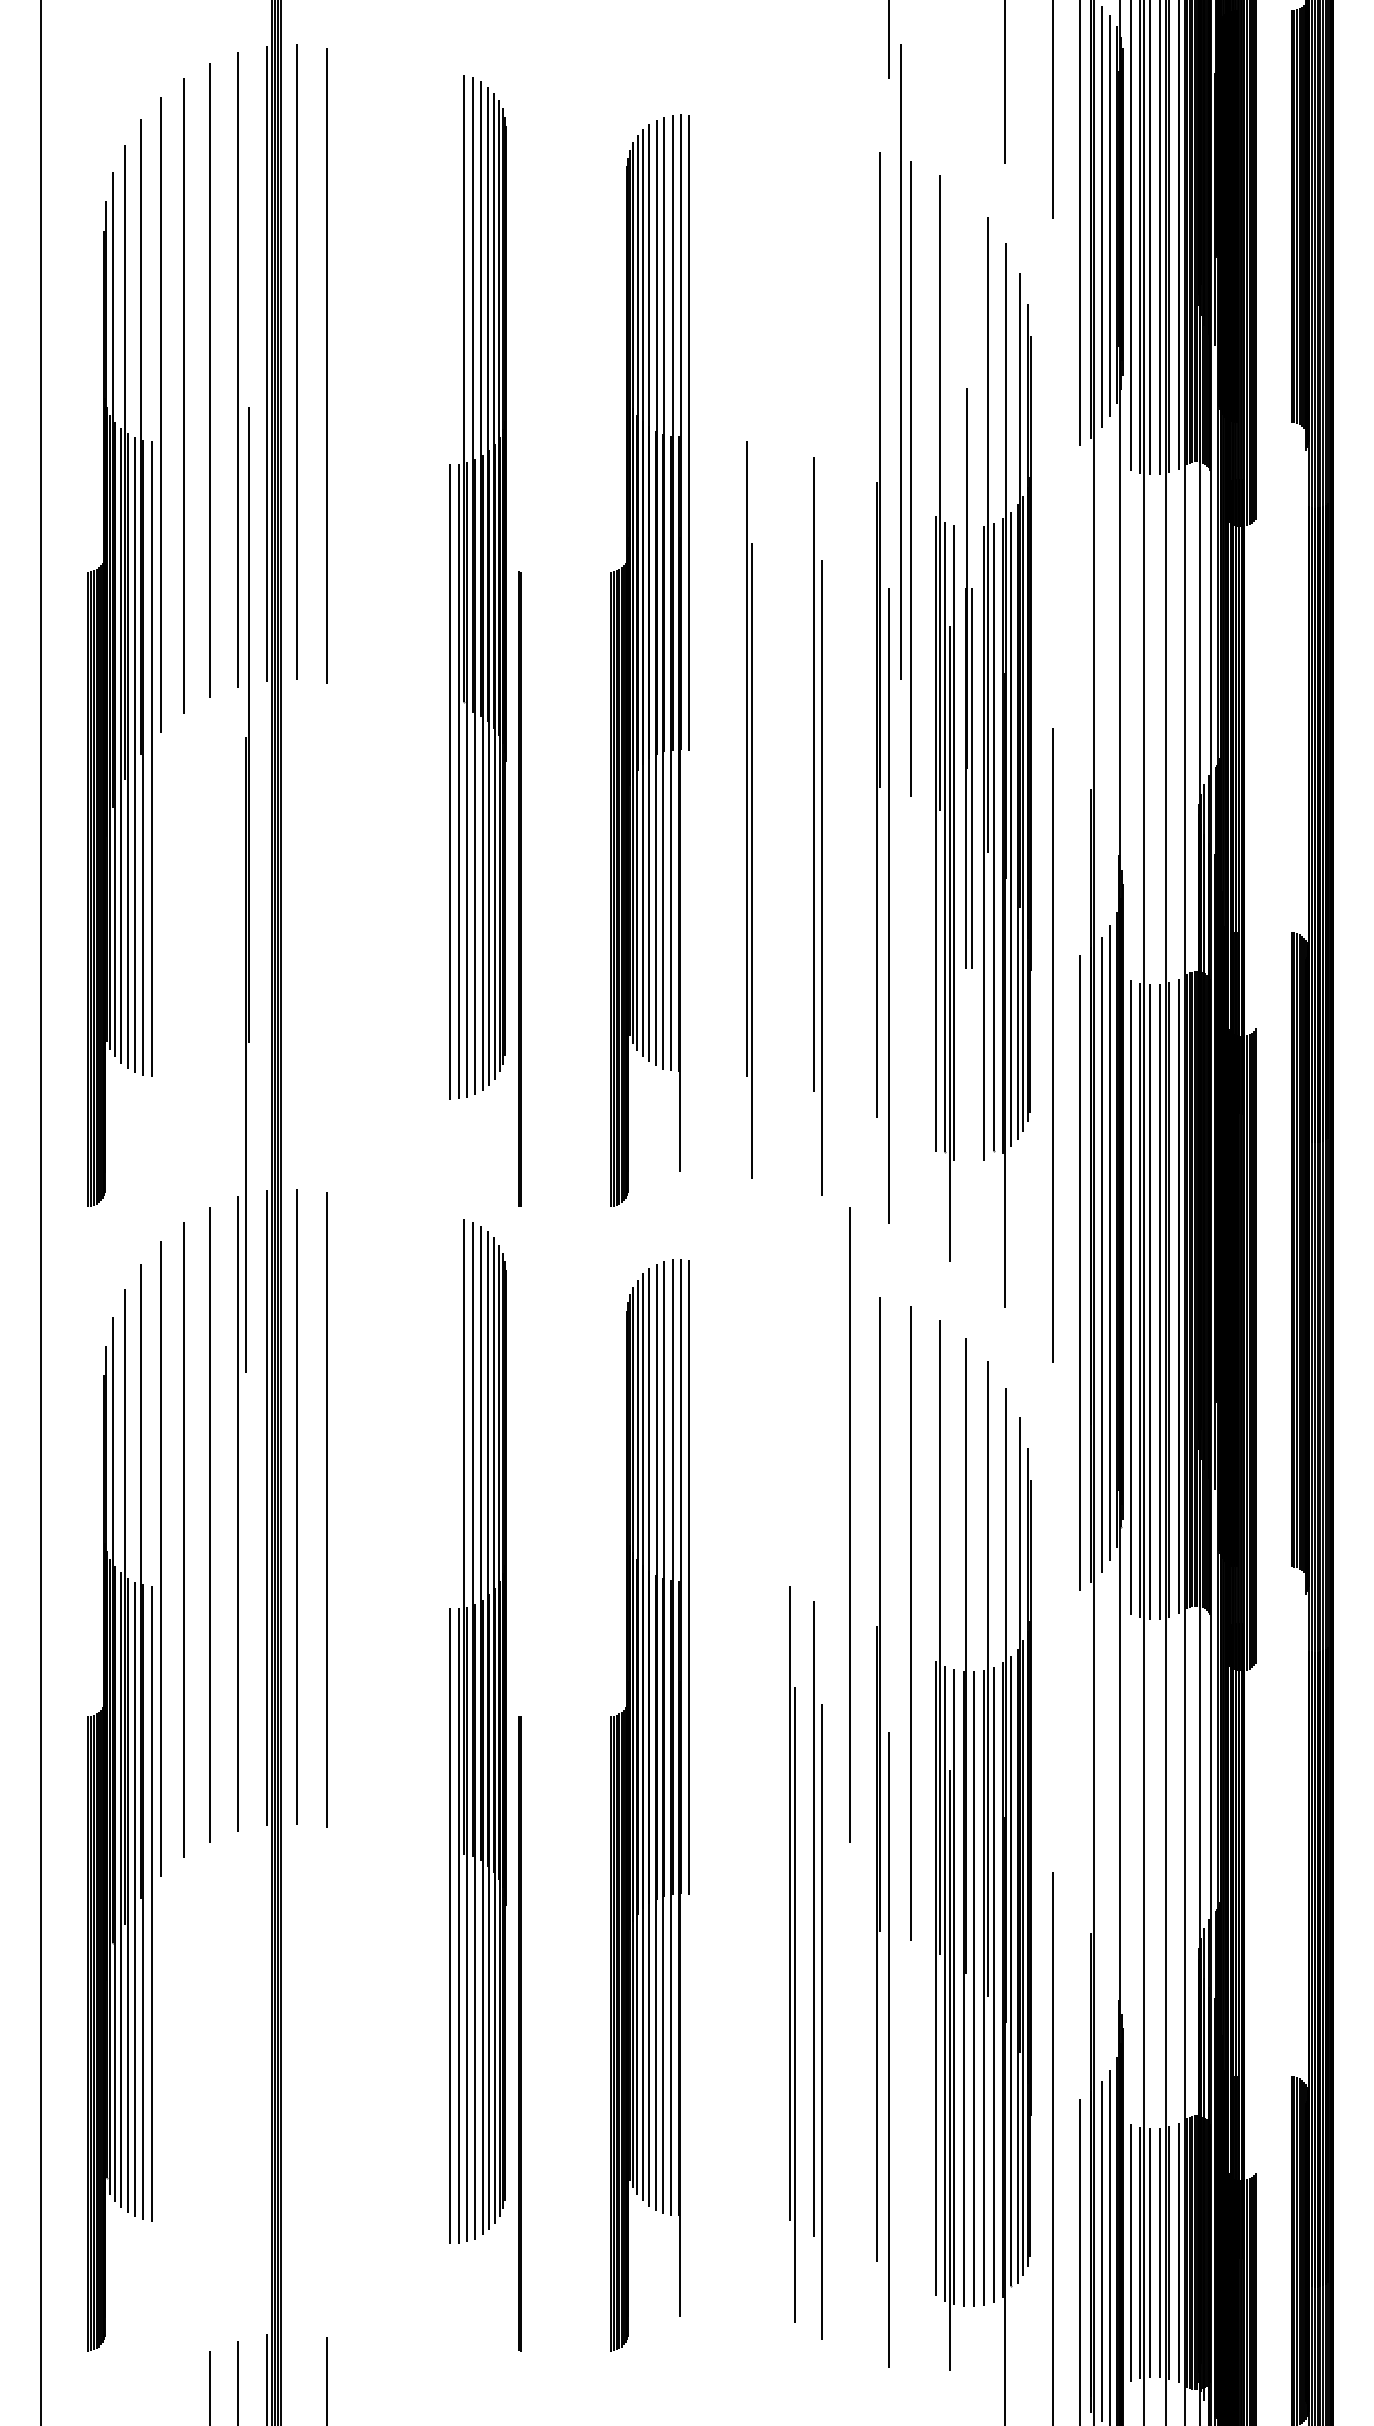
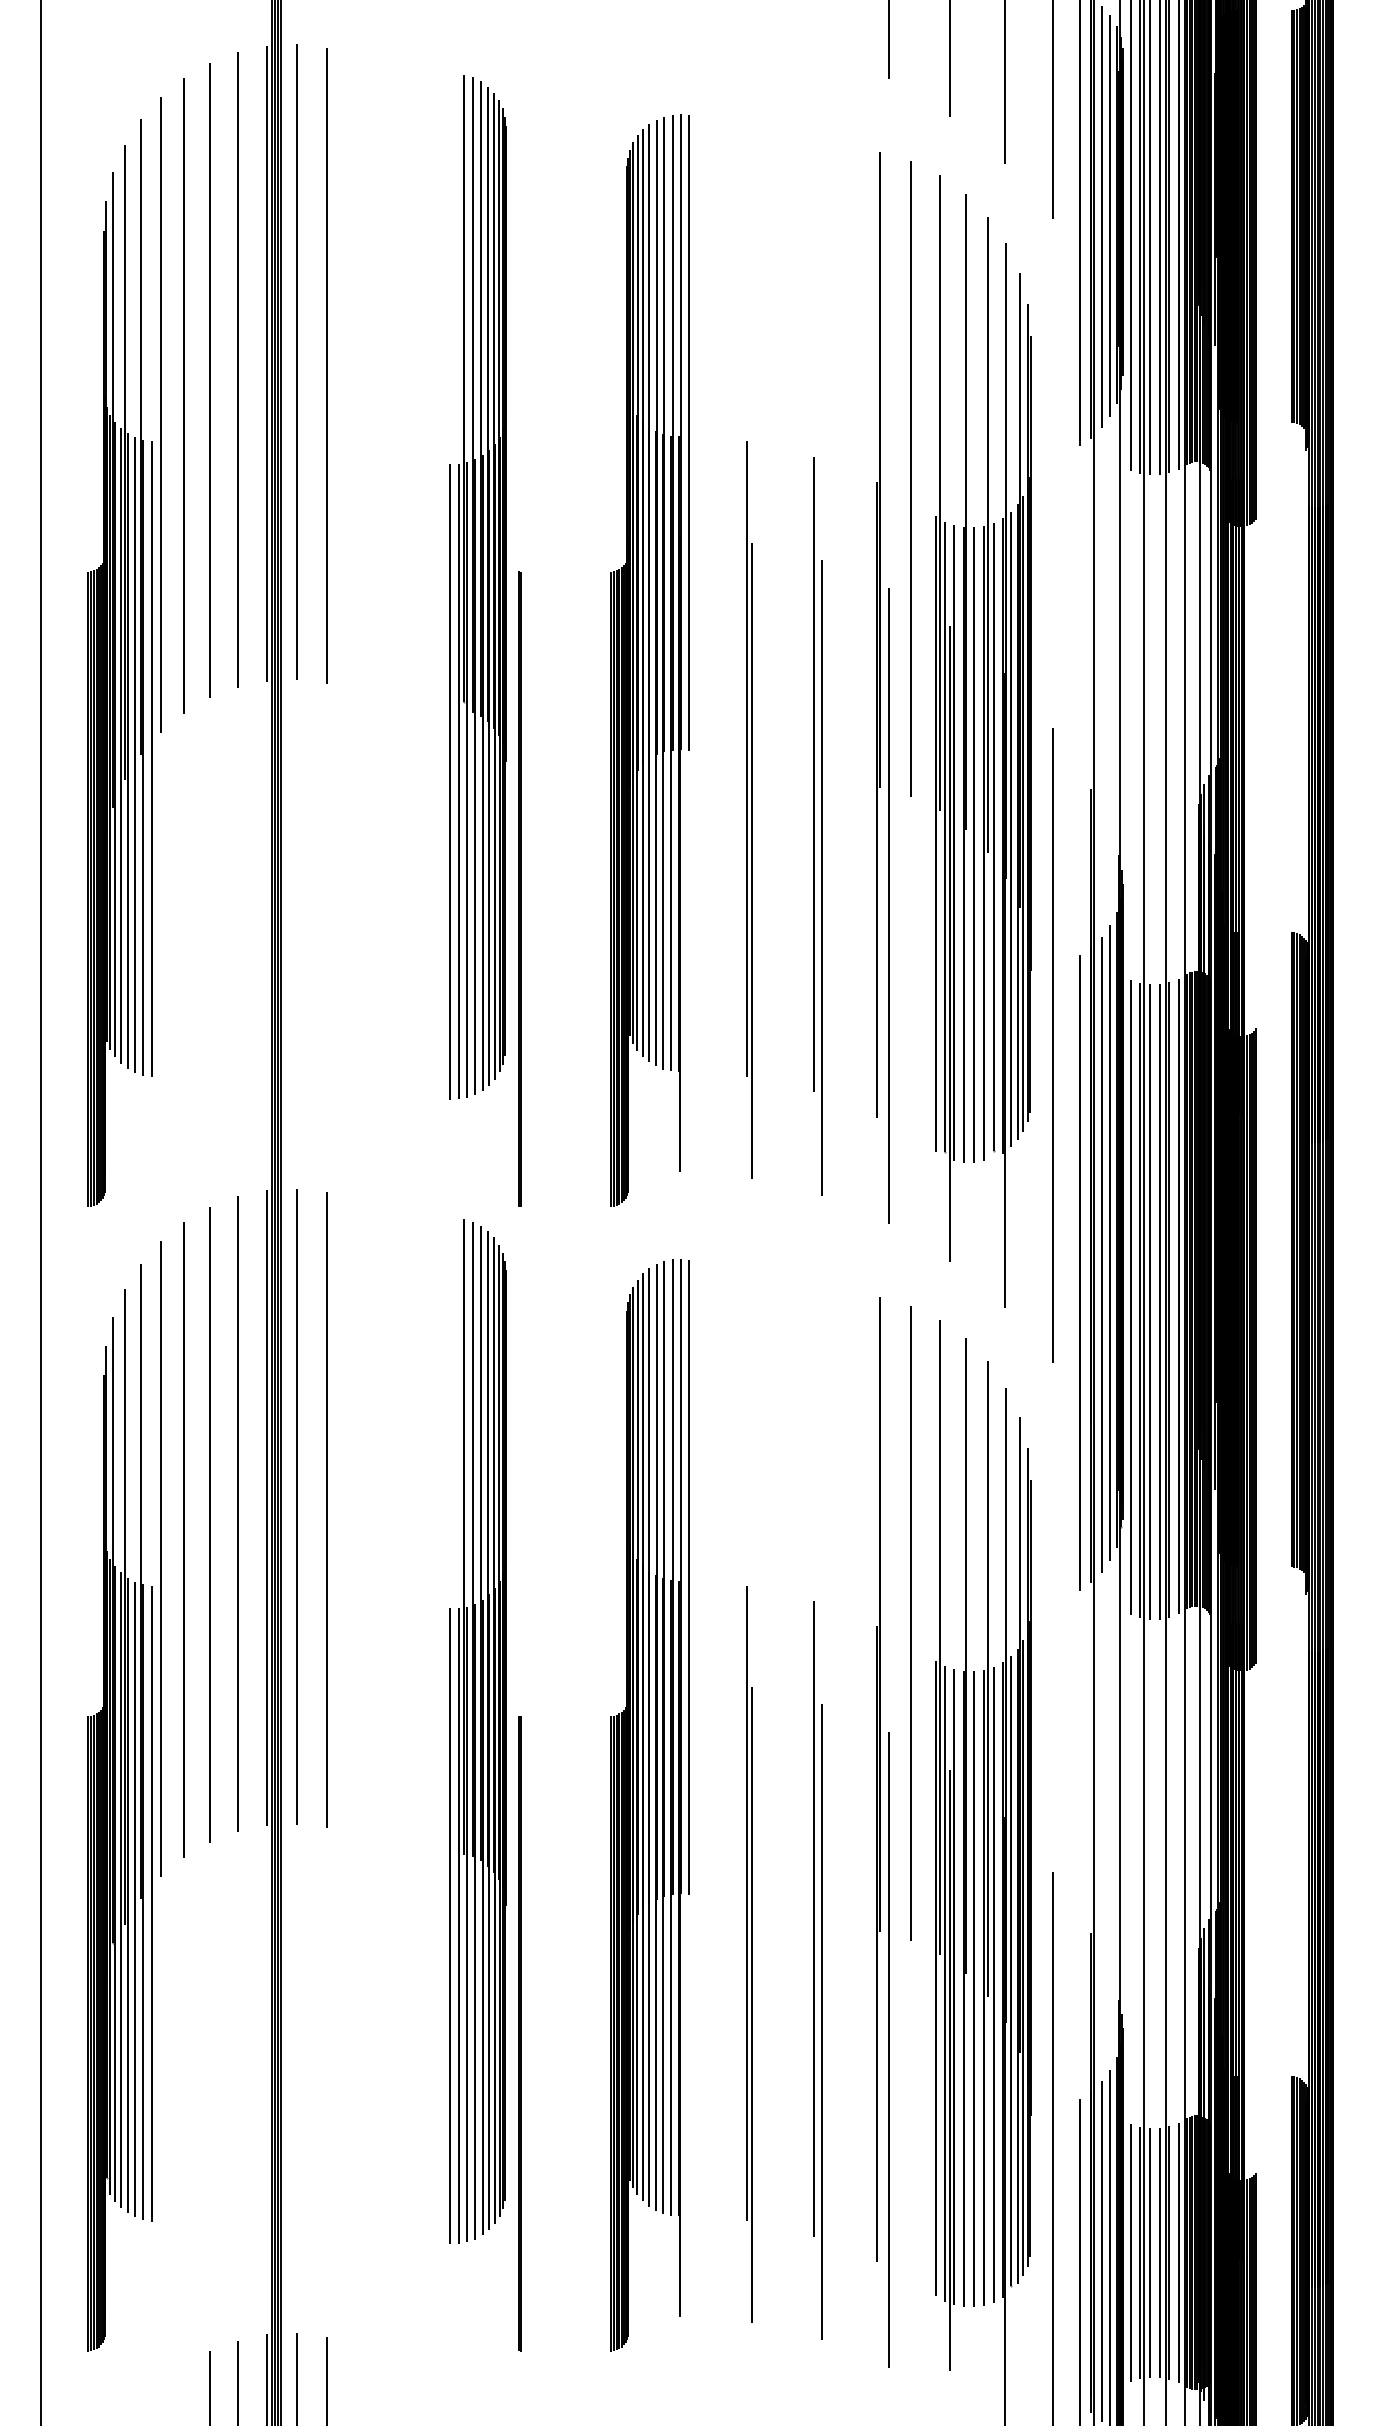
line: none -> present (950, 59)
line: present -> none (900, 361)
part size: 8x581 px -> 12x969 px (968, 678)
part: present -> none (247, 889)
line: present -> none (849, 1524)
part position: (792, 1954) -> (749, 1954) (749, 1954)
line: none -> present (297, 2377)
